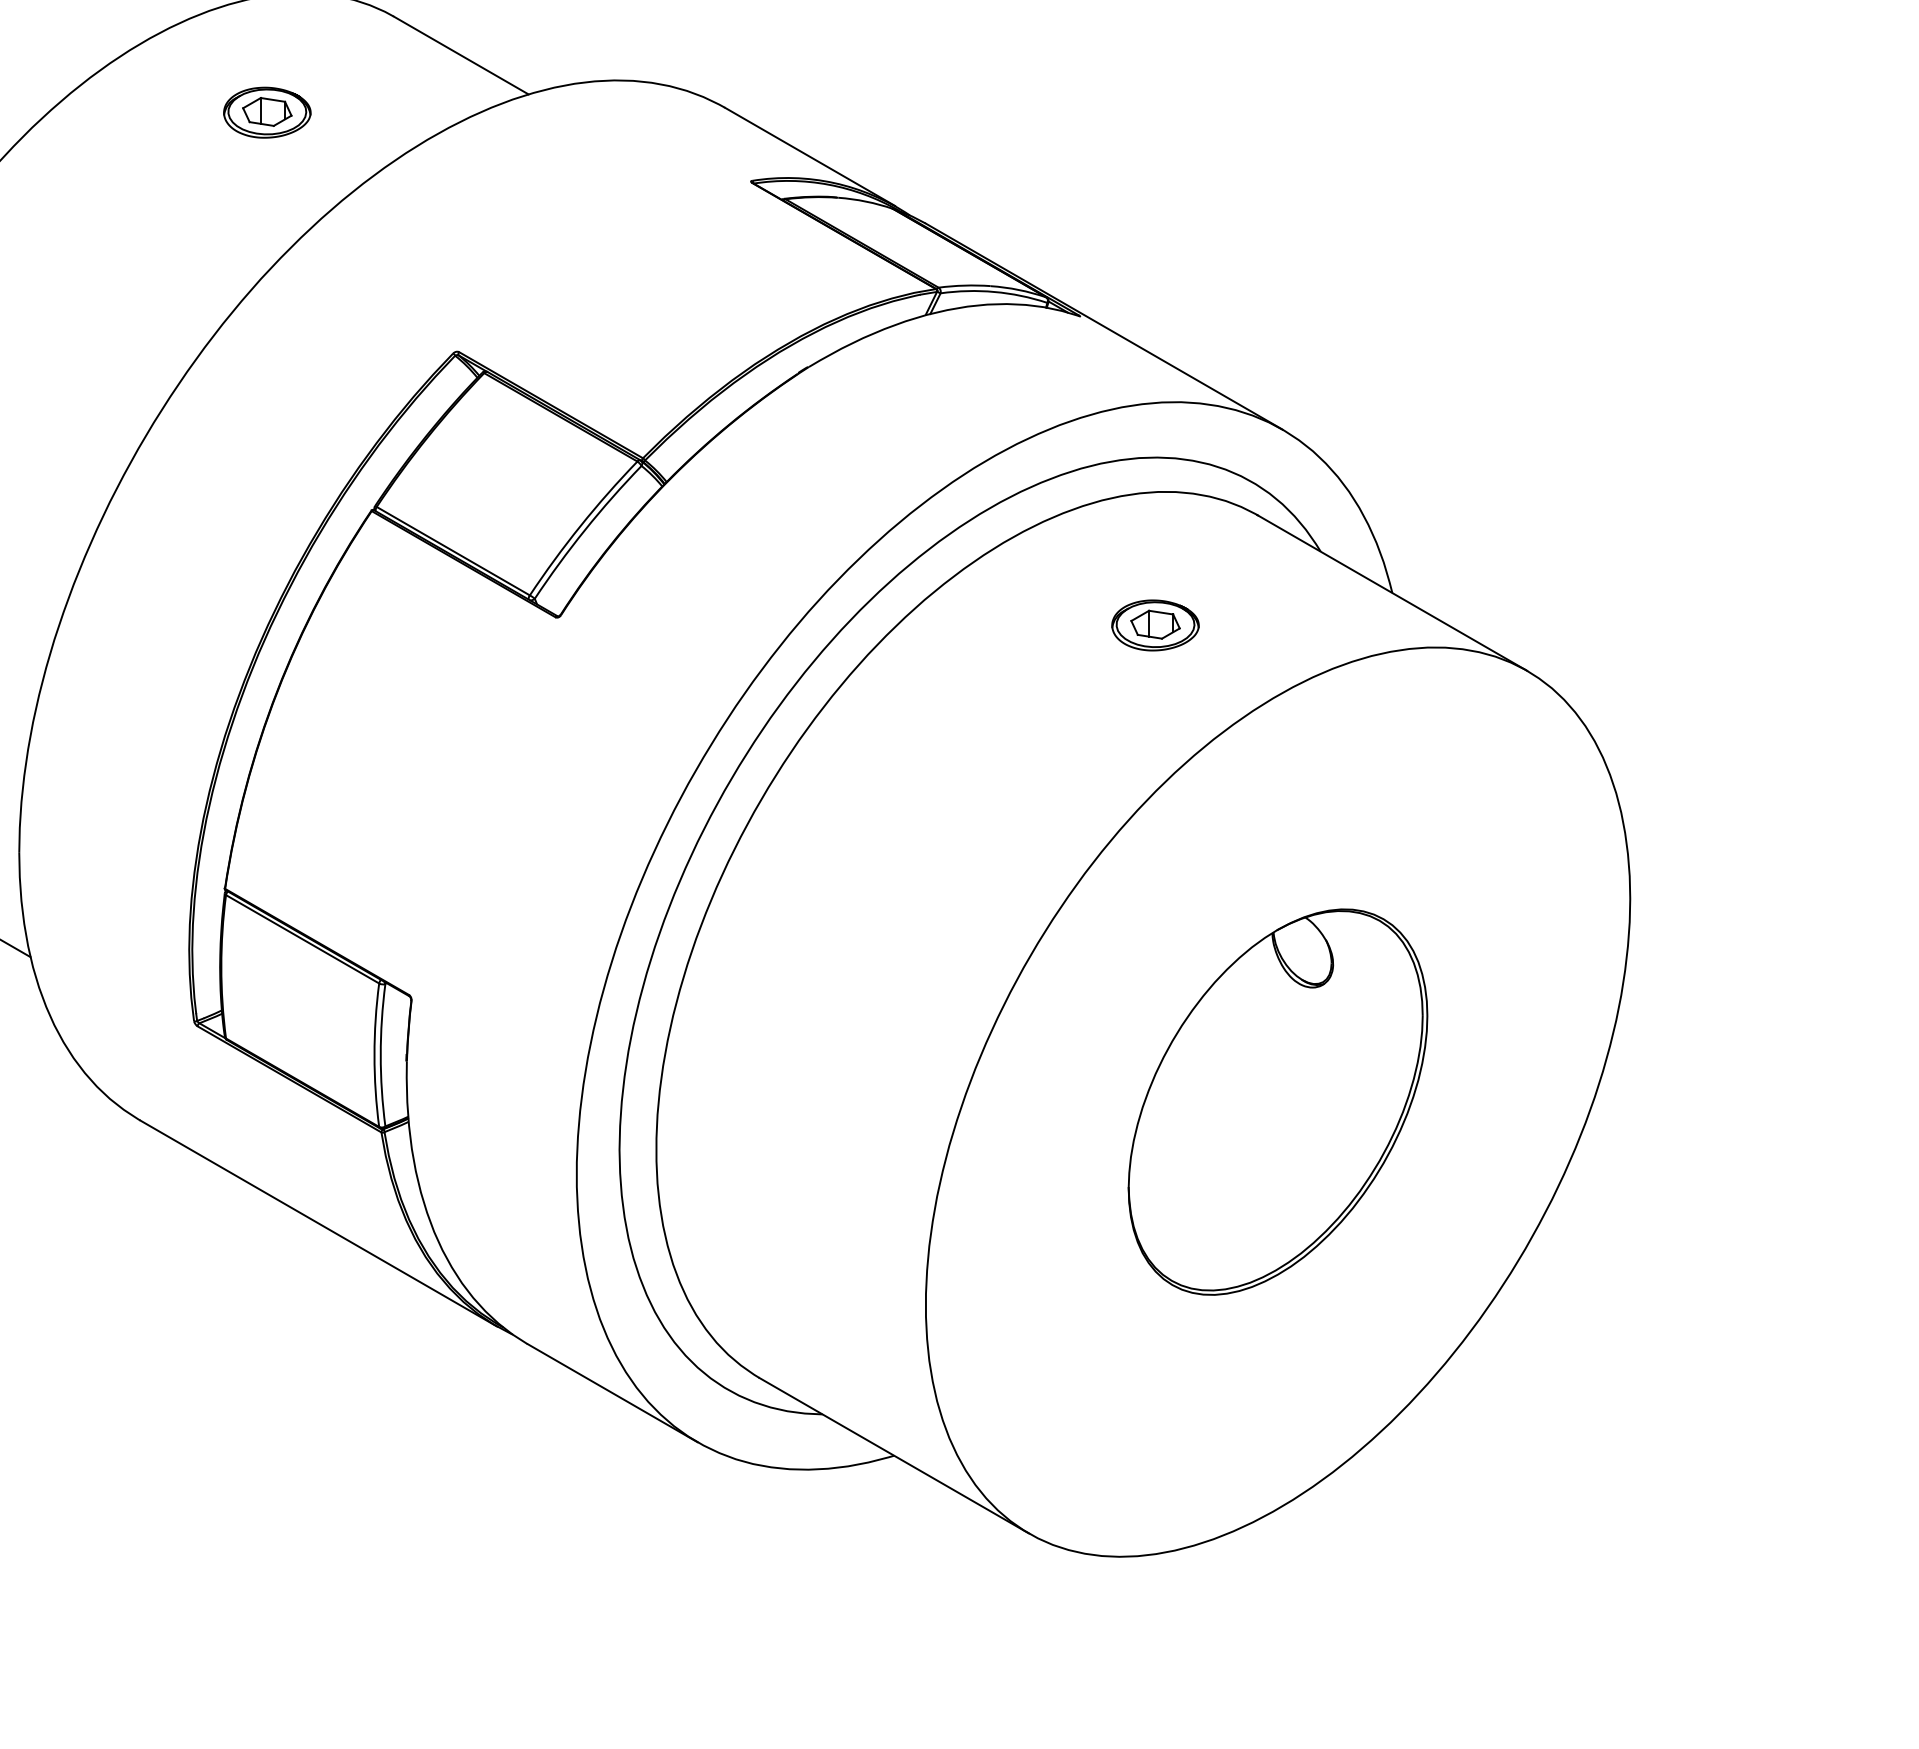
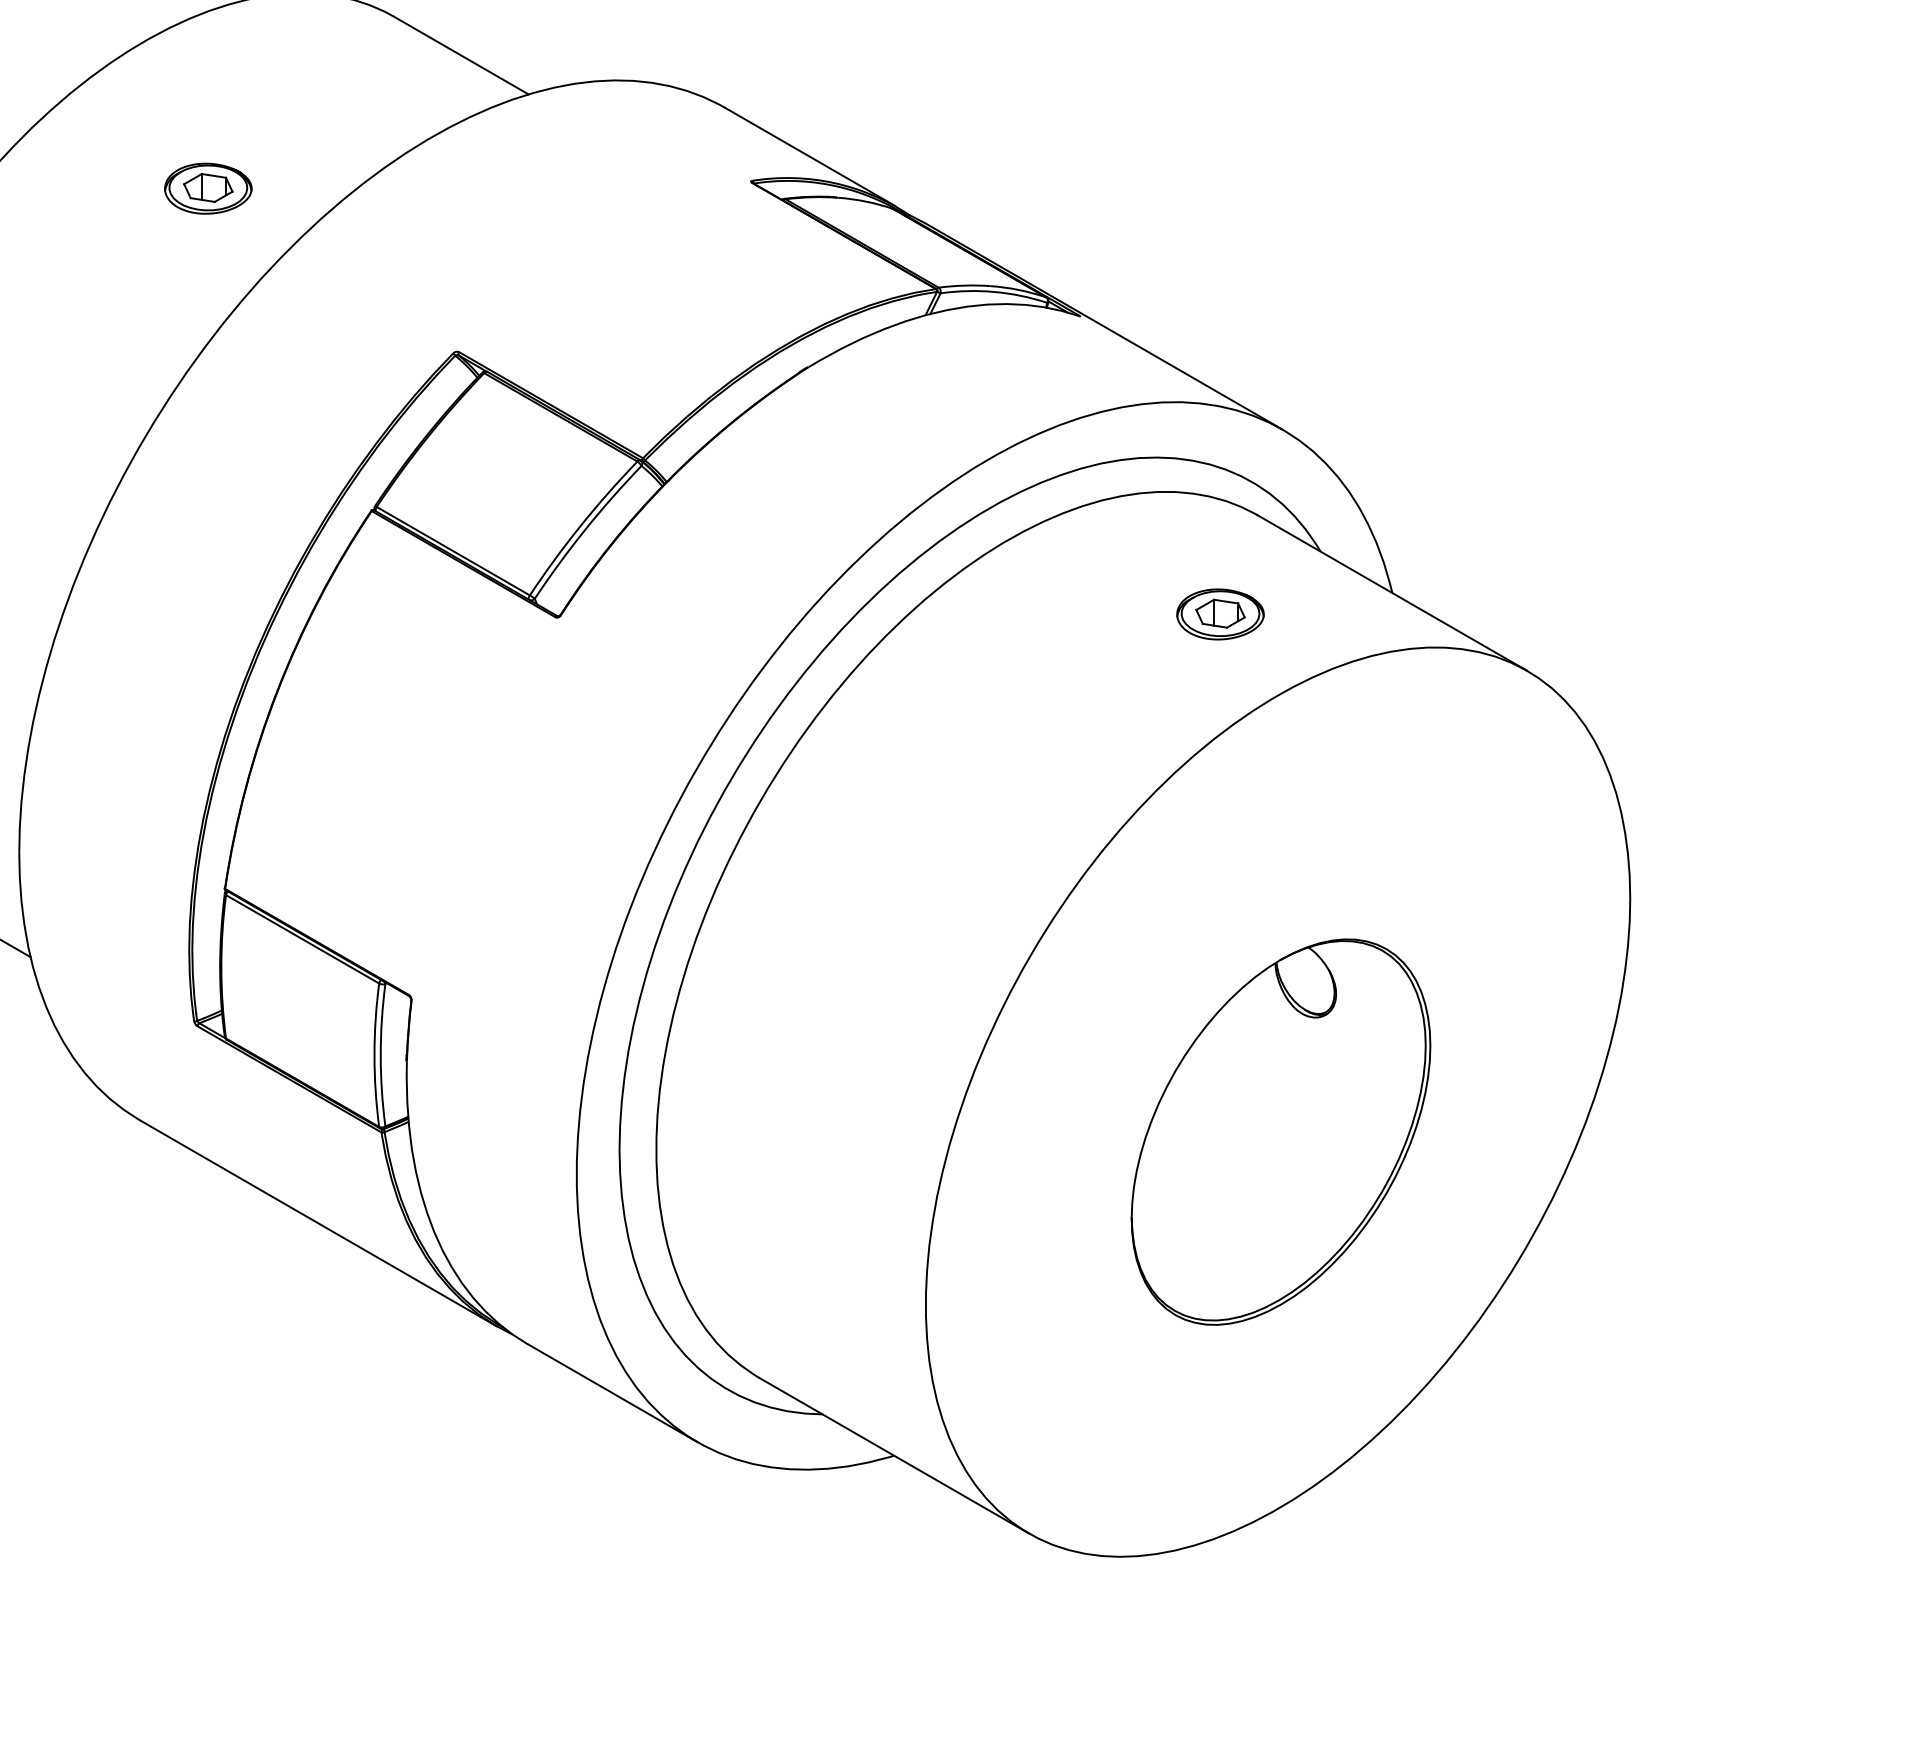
part position: (267, 112) -> (208, 188) (208, 188)
part position: (1155, 625) -> (1220, 614) (1220, 614)
part position: (1277, 1101) -> (1280, 1131) (1280, 1131)
